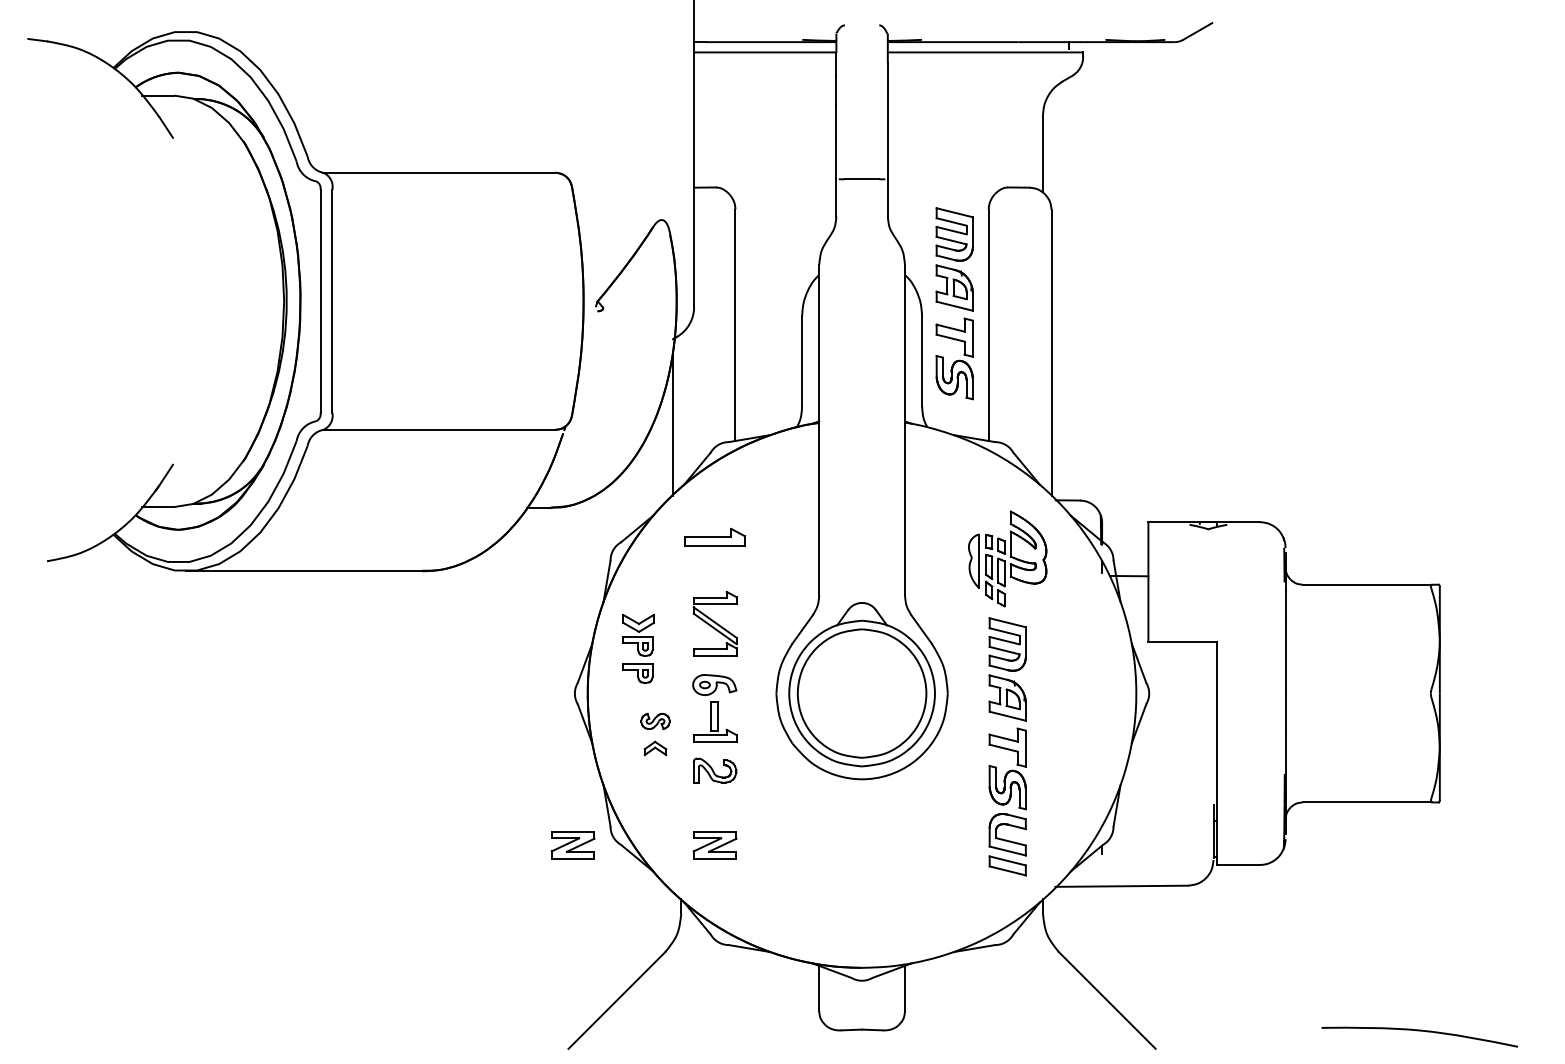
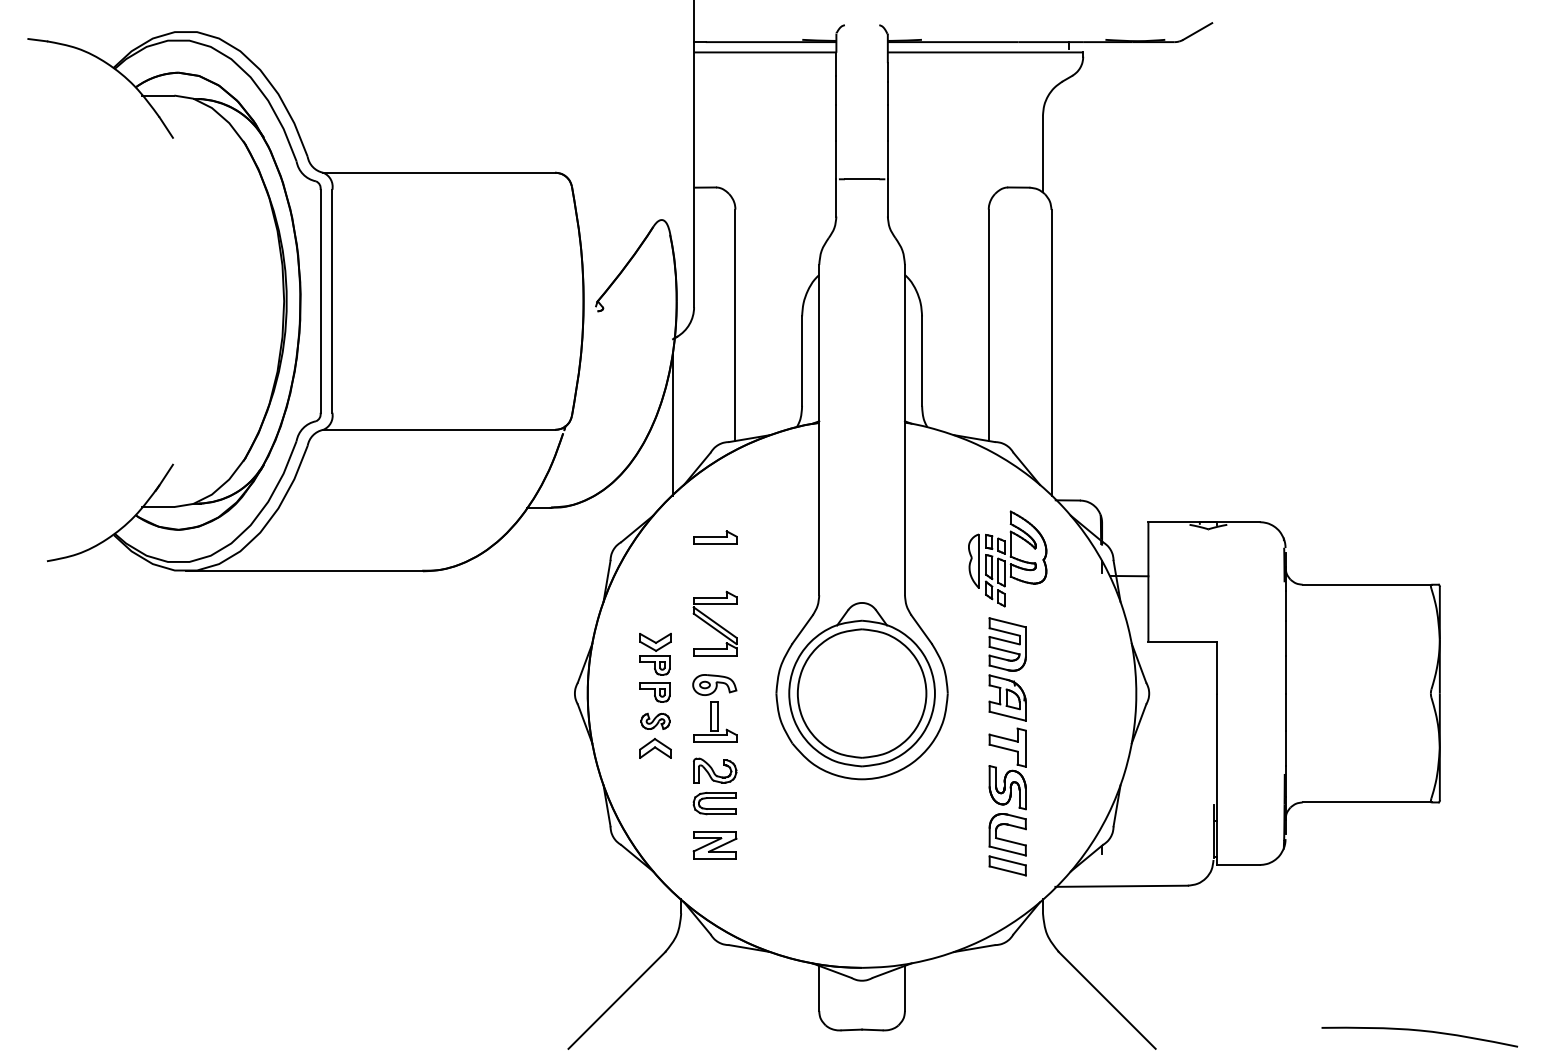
part: present -> none (954, 303)
part size: 62x19 px -> 45x15 px (715, 537)
part position: (638, 648) -> (655, 667) (655, 667)
part size: 25x17 px -> 33x21 px (655, 748)
part: none -> present (714, 803)
part: present -> none (572, 845)
